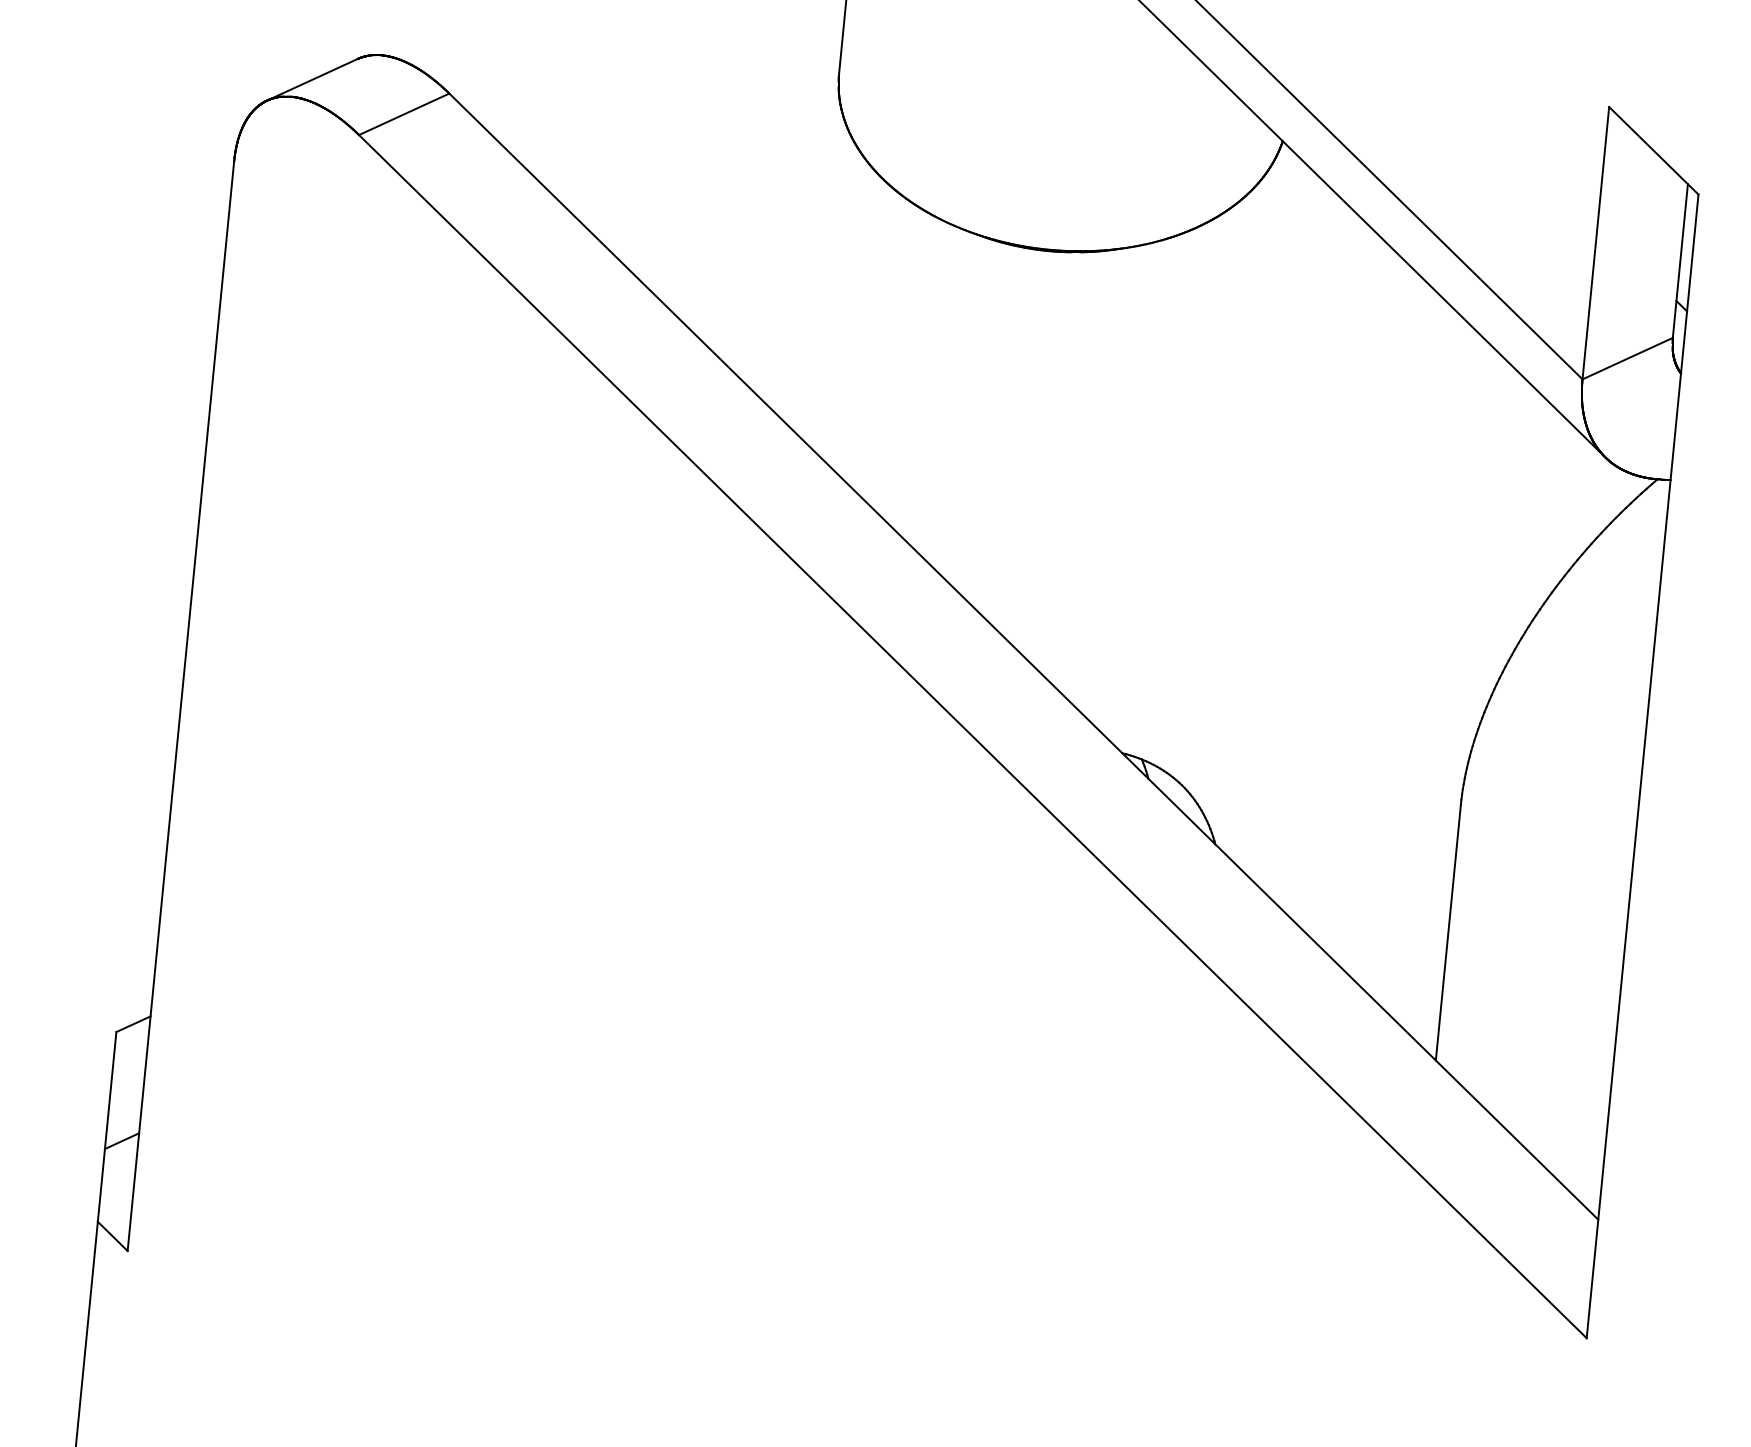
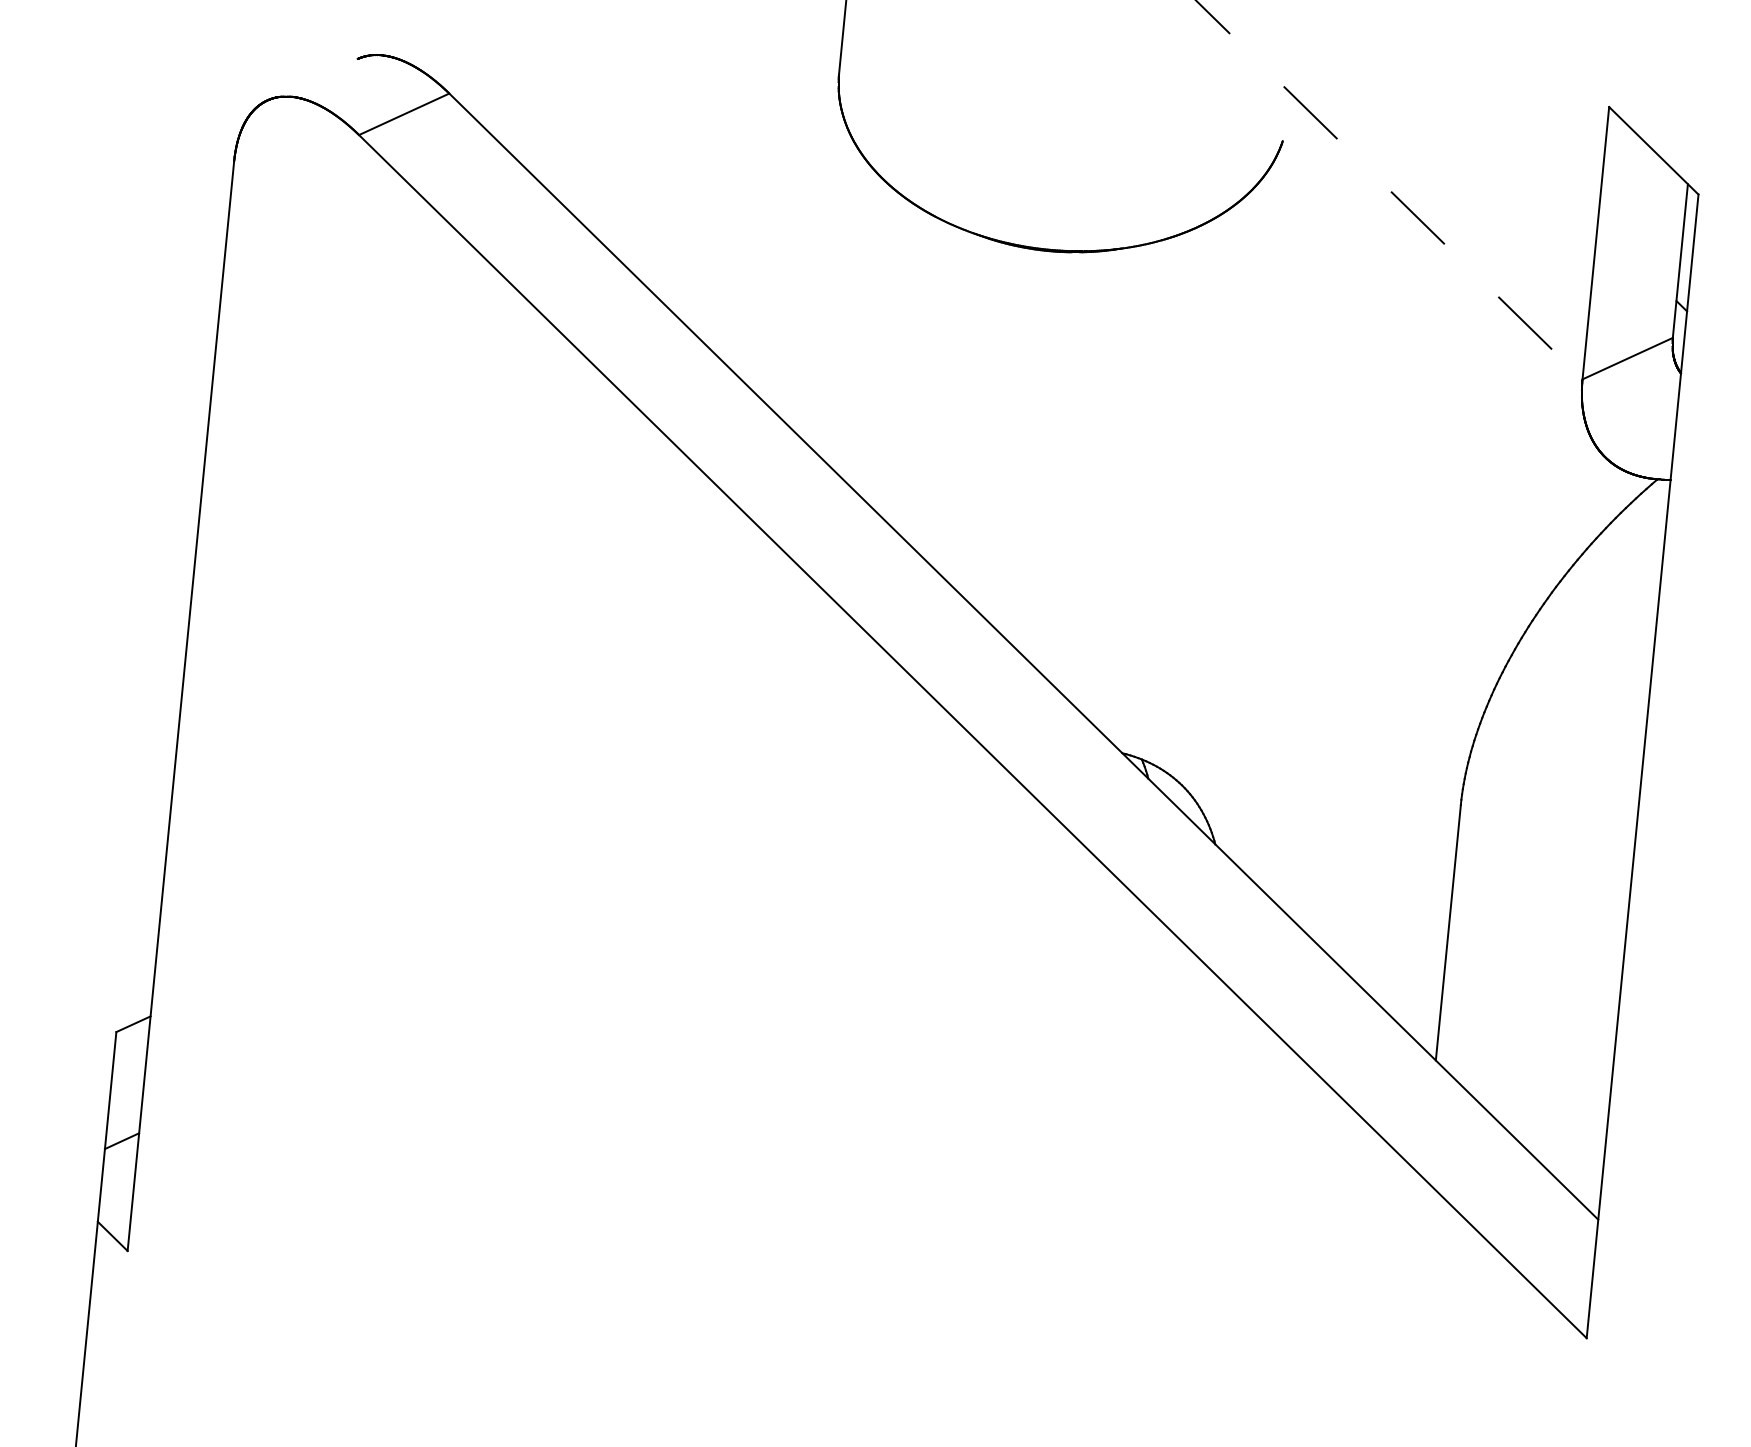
line: present -> none (312, 79)
line: solid -> dashed (1389, 189)
line: present -> none (1373, 229)
